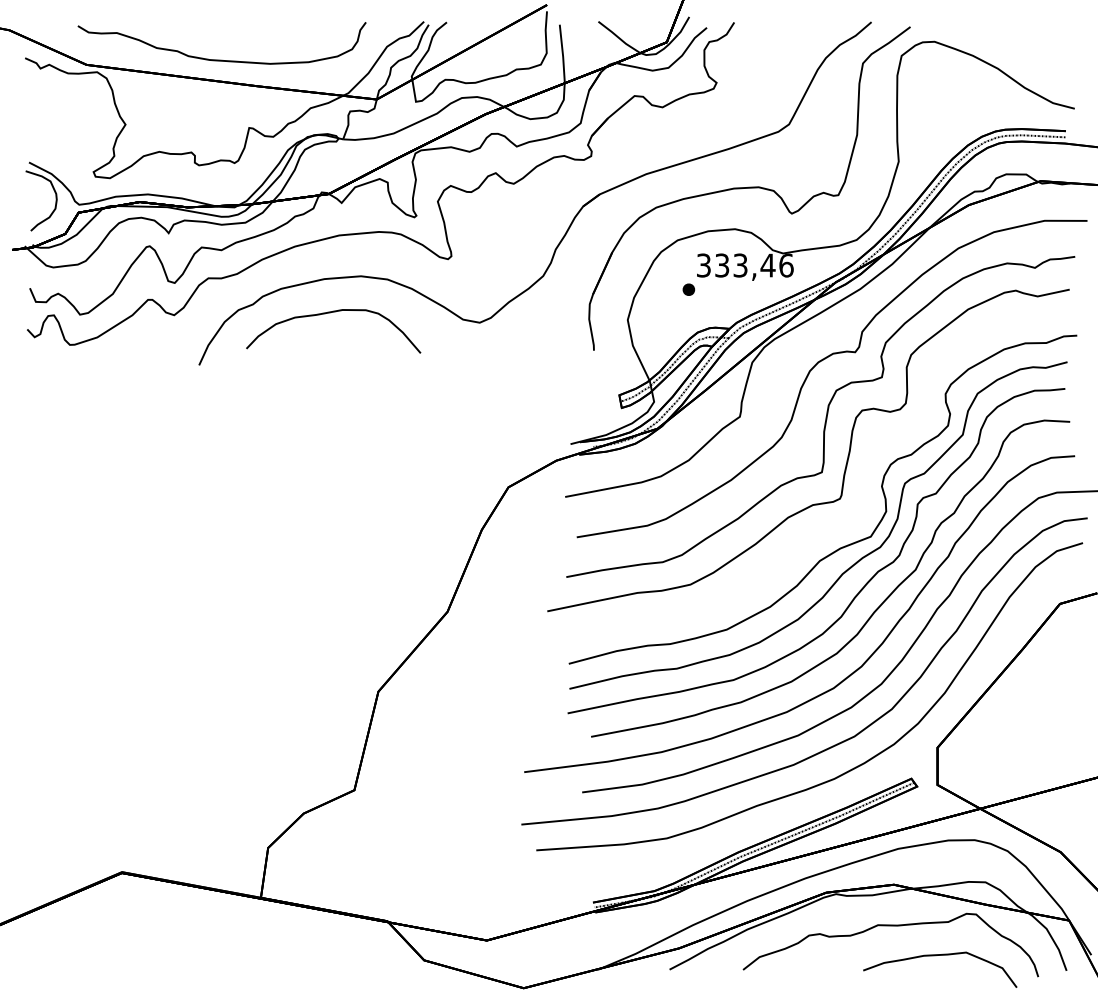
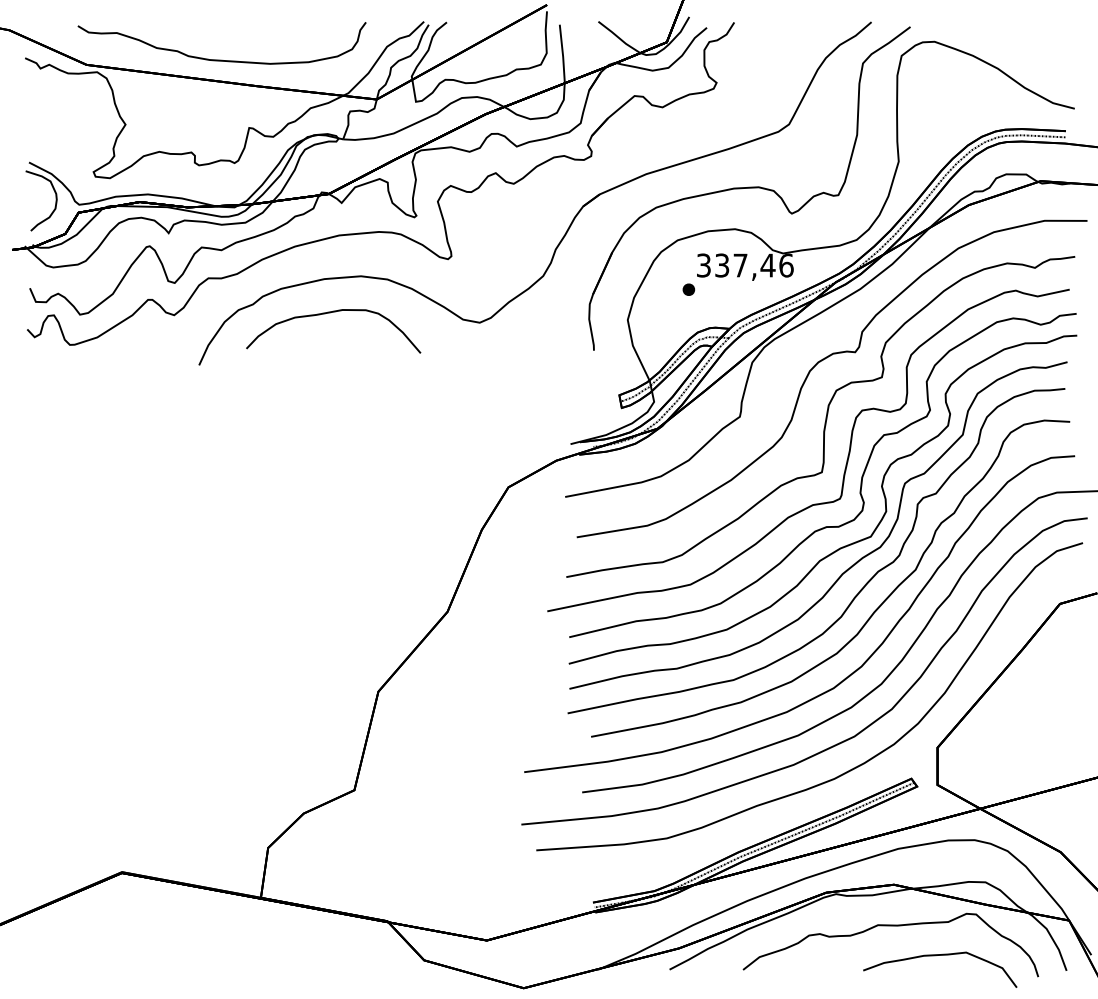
text: 333,46 -> 337,46 (740, 265)
part: none -> present (860, 481)
